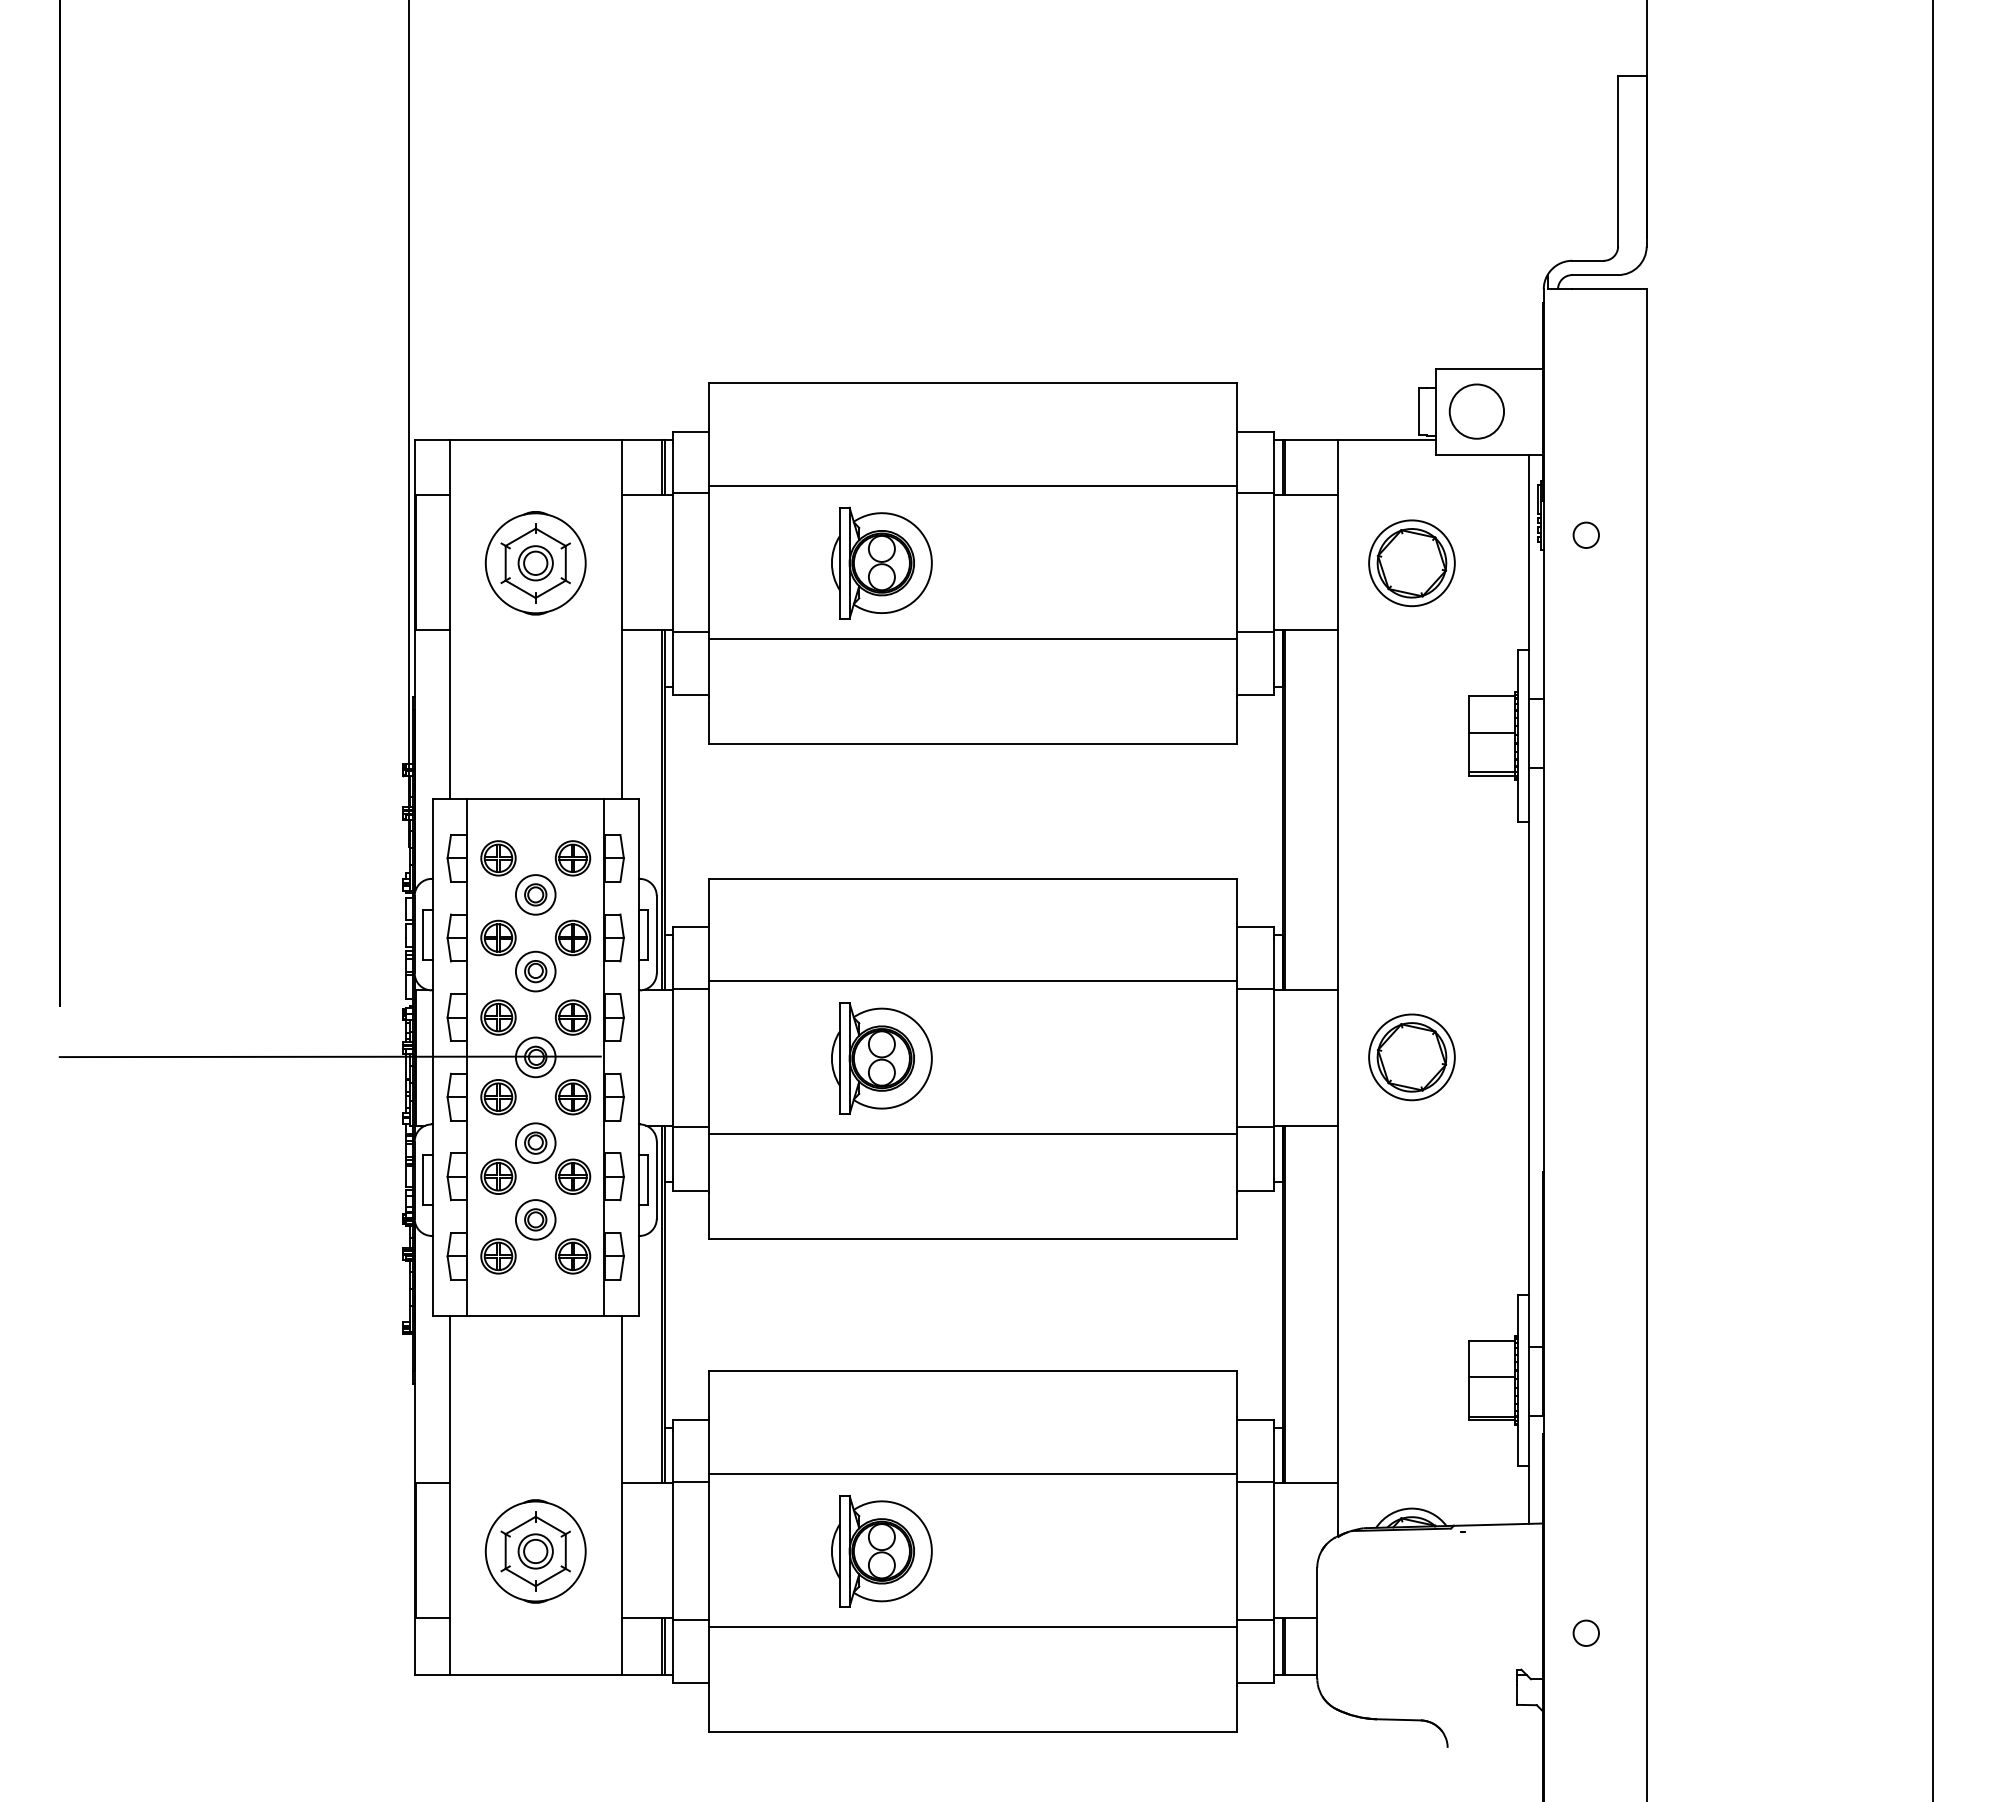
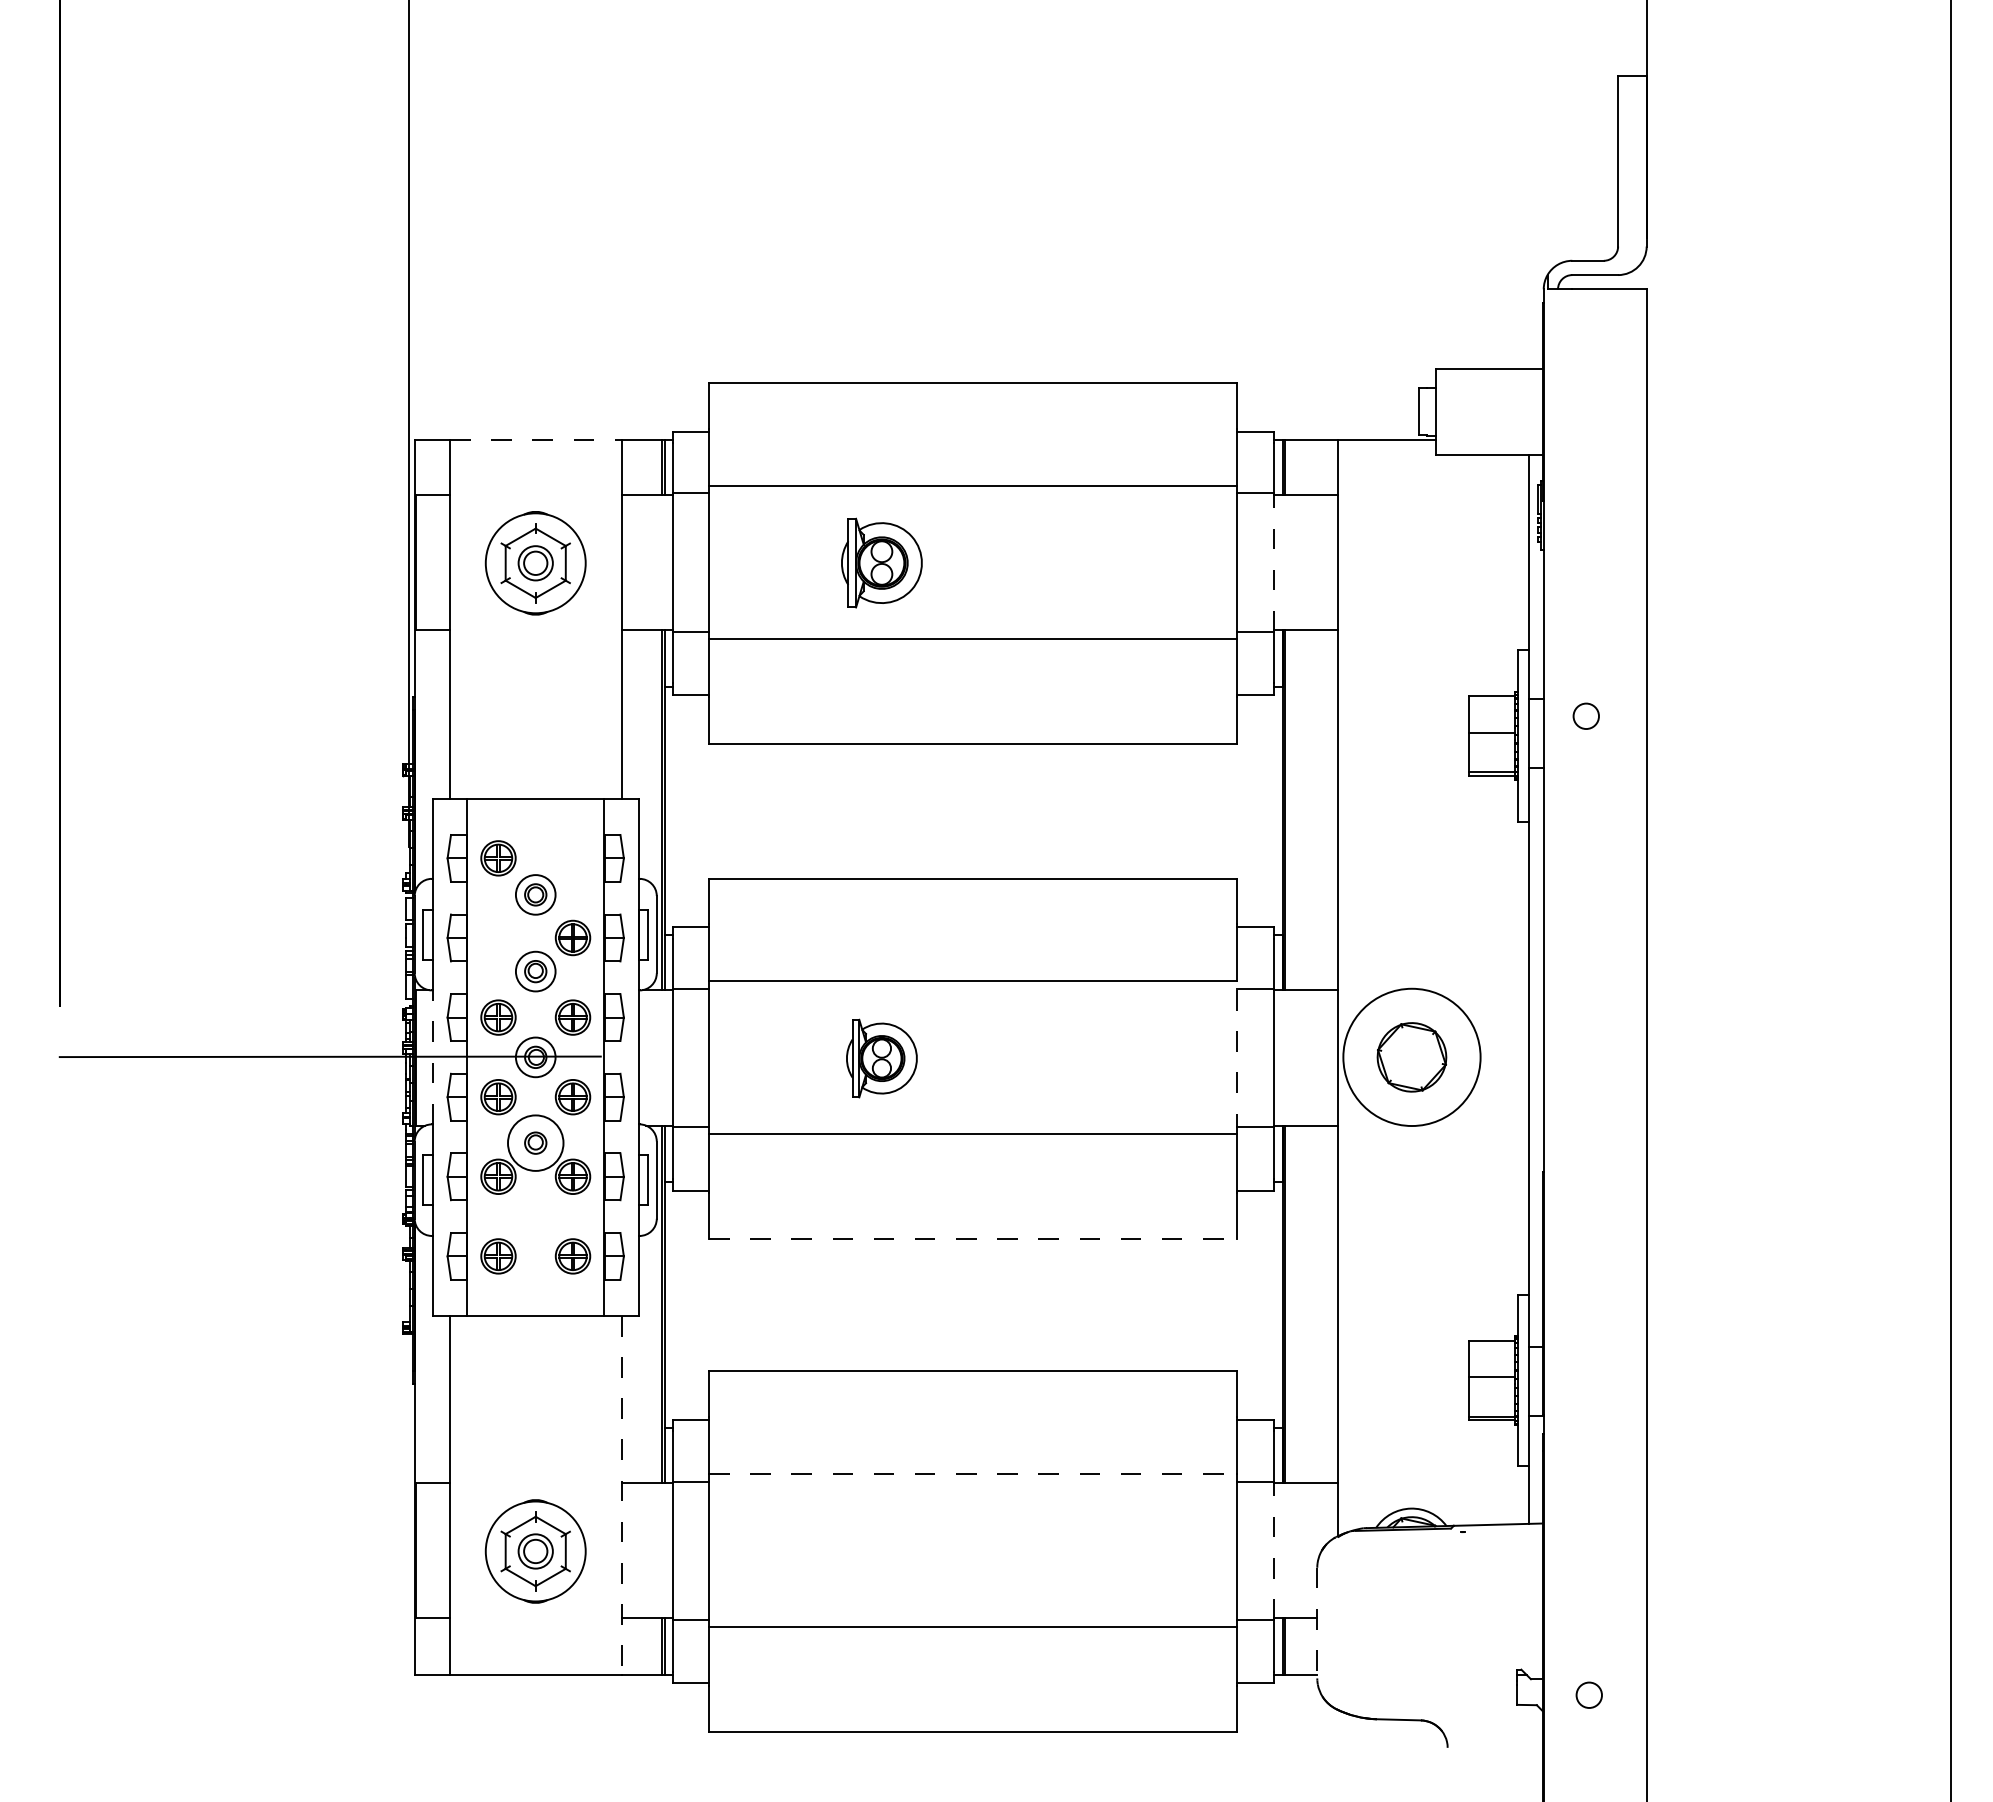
circle: present -> none (1476, 411)
line: solid -> dashed (535, 439)
circle position: (1585, 534) -> (1585, 715) (1585, 715)
line: solid -> dashed (1274, 561)
part size: 102x114 px -> 82x92 px (881, 562)
part: present -> none (1411, 563)
part: present -> none (572, 858)
line position: (1933, 900) -> (1951, 900) (1951, 900)
part: present -> none (498, 937)
line: solid -> dashed (432, 1057)
line: solid -> dashed (1237, 1057)
circle diameter: 86 px -> 137 px (1411, 1057)
part size: 102x113 px -> 72x81 px (881, 1058)
circle diameter: 40 px -> 56 px (535, 1142)
part: present -> none (535, 1219)
line: solid -> dashed (973, 1238)
line: solid -> dashed (973, 1474)
line: solid -> dashed (621, 1495)
line: solid -> dashed (1274, 1550)
part: present -> none (881, 1551)
line: solid -> dashed (1317, 1623)
circle position: (1585, 1632) -> (1588, 1694) (1588, 1694)
